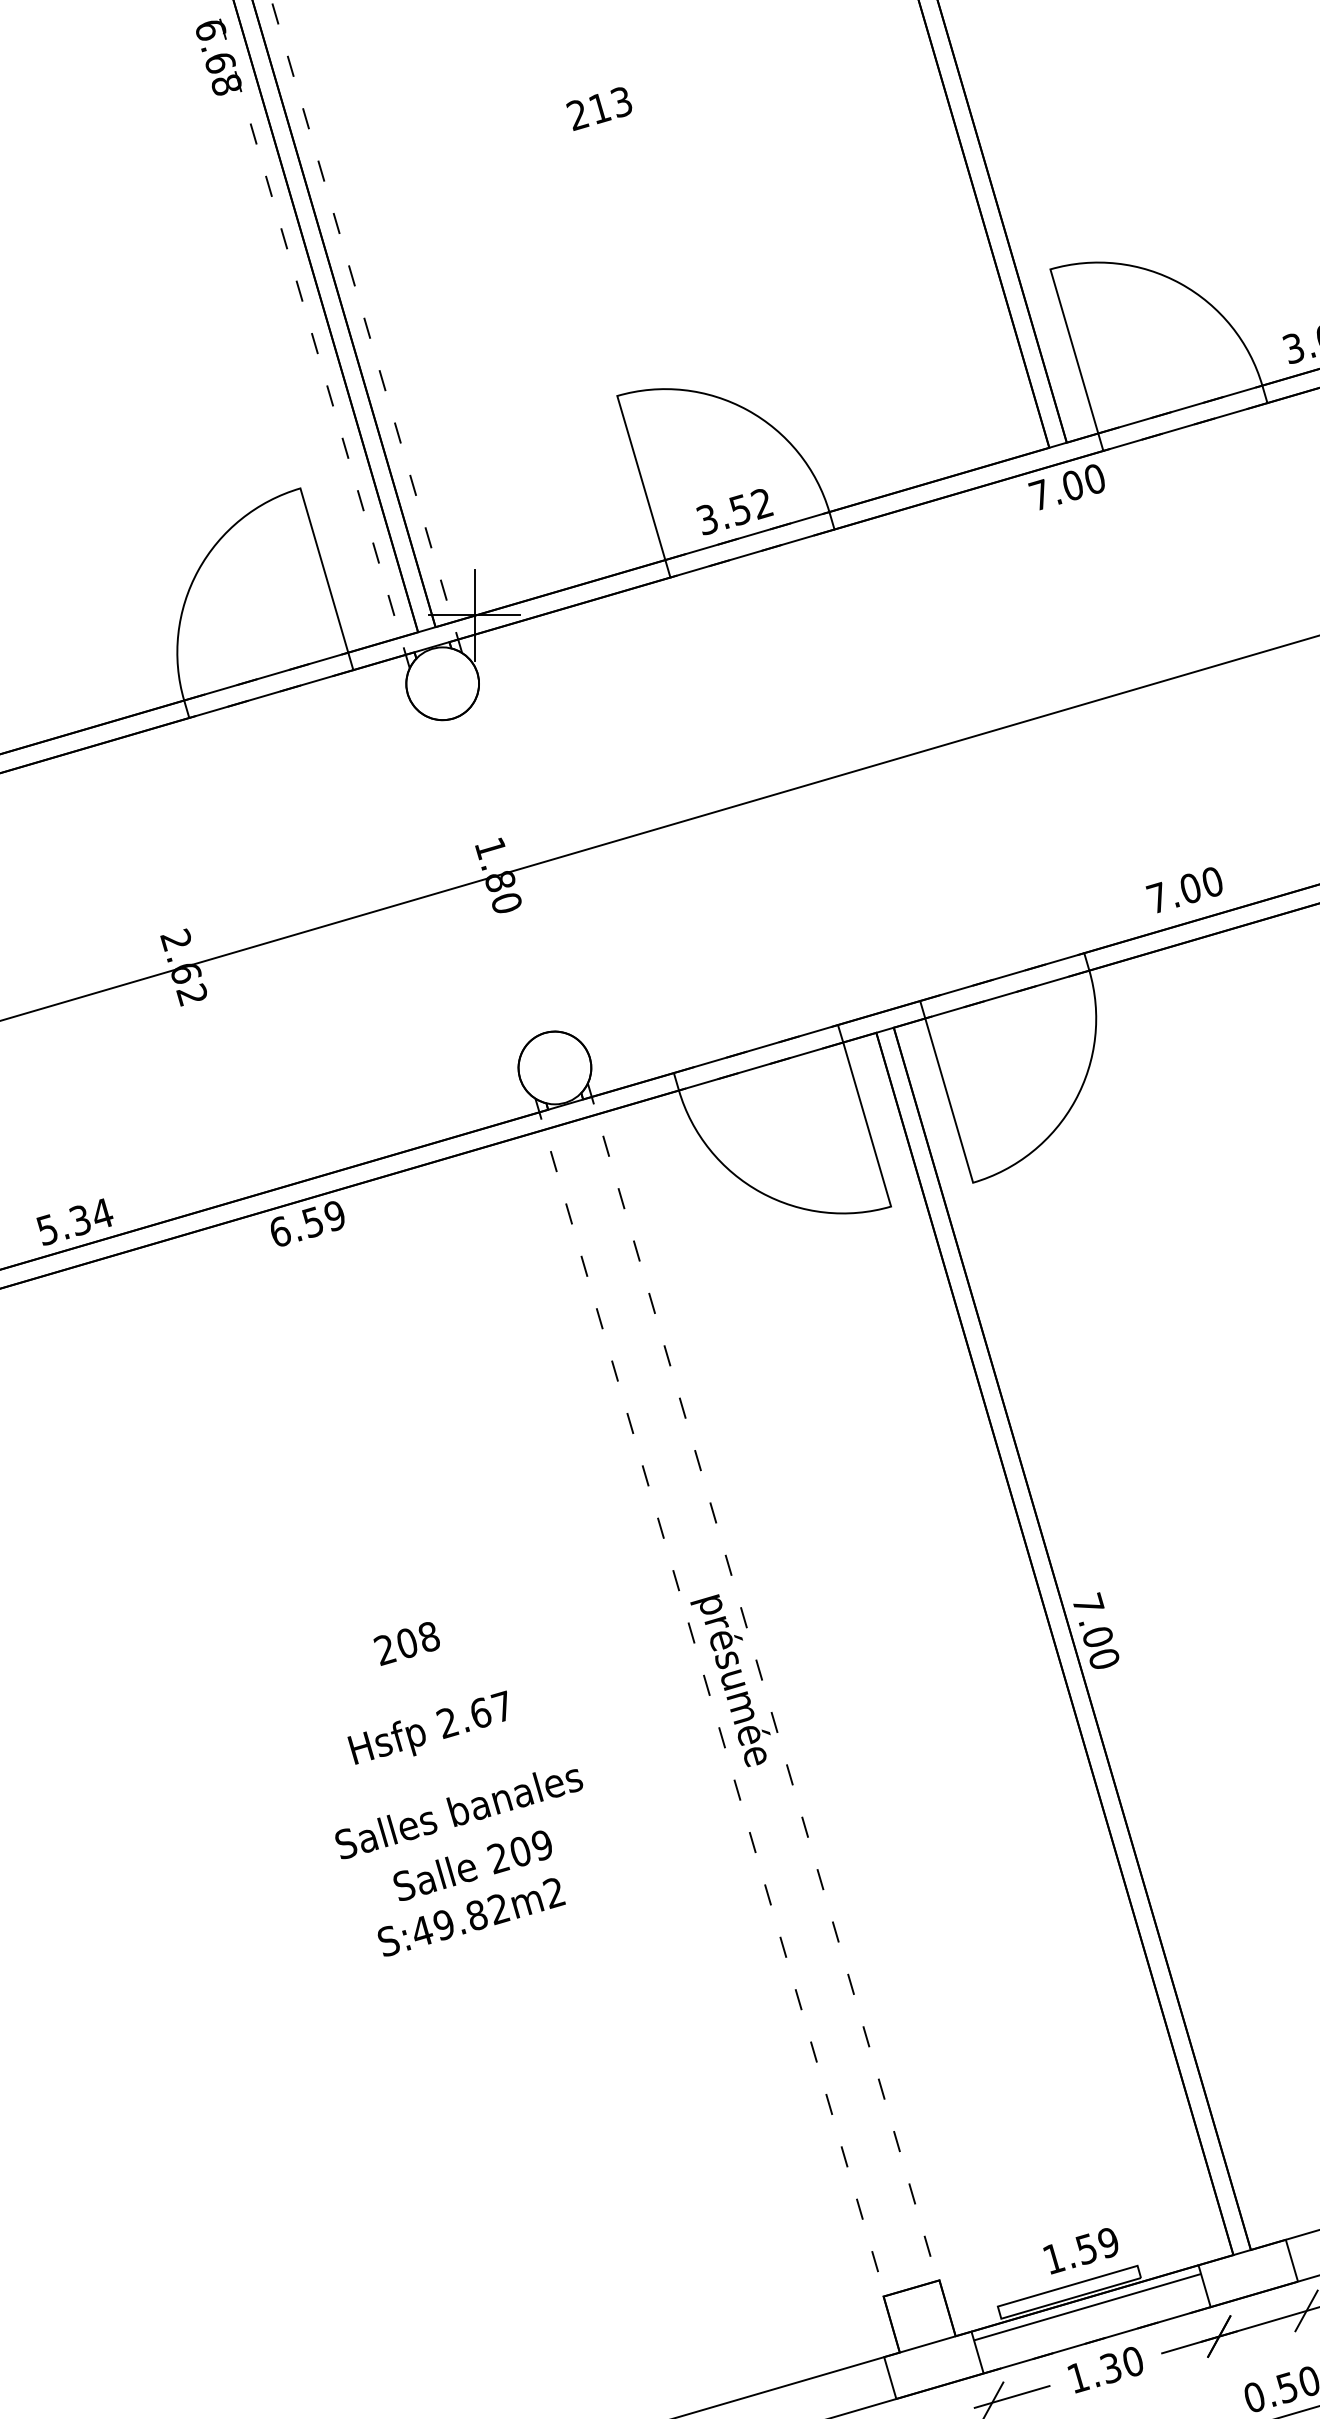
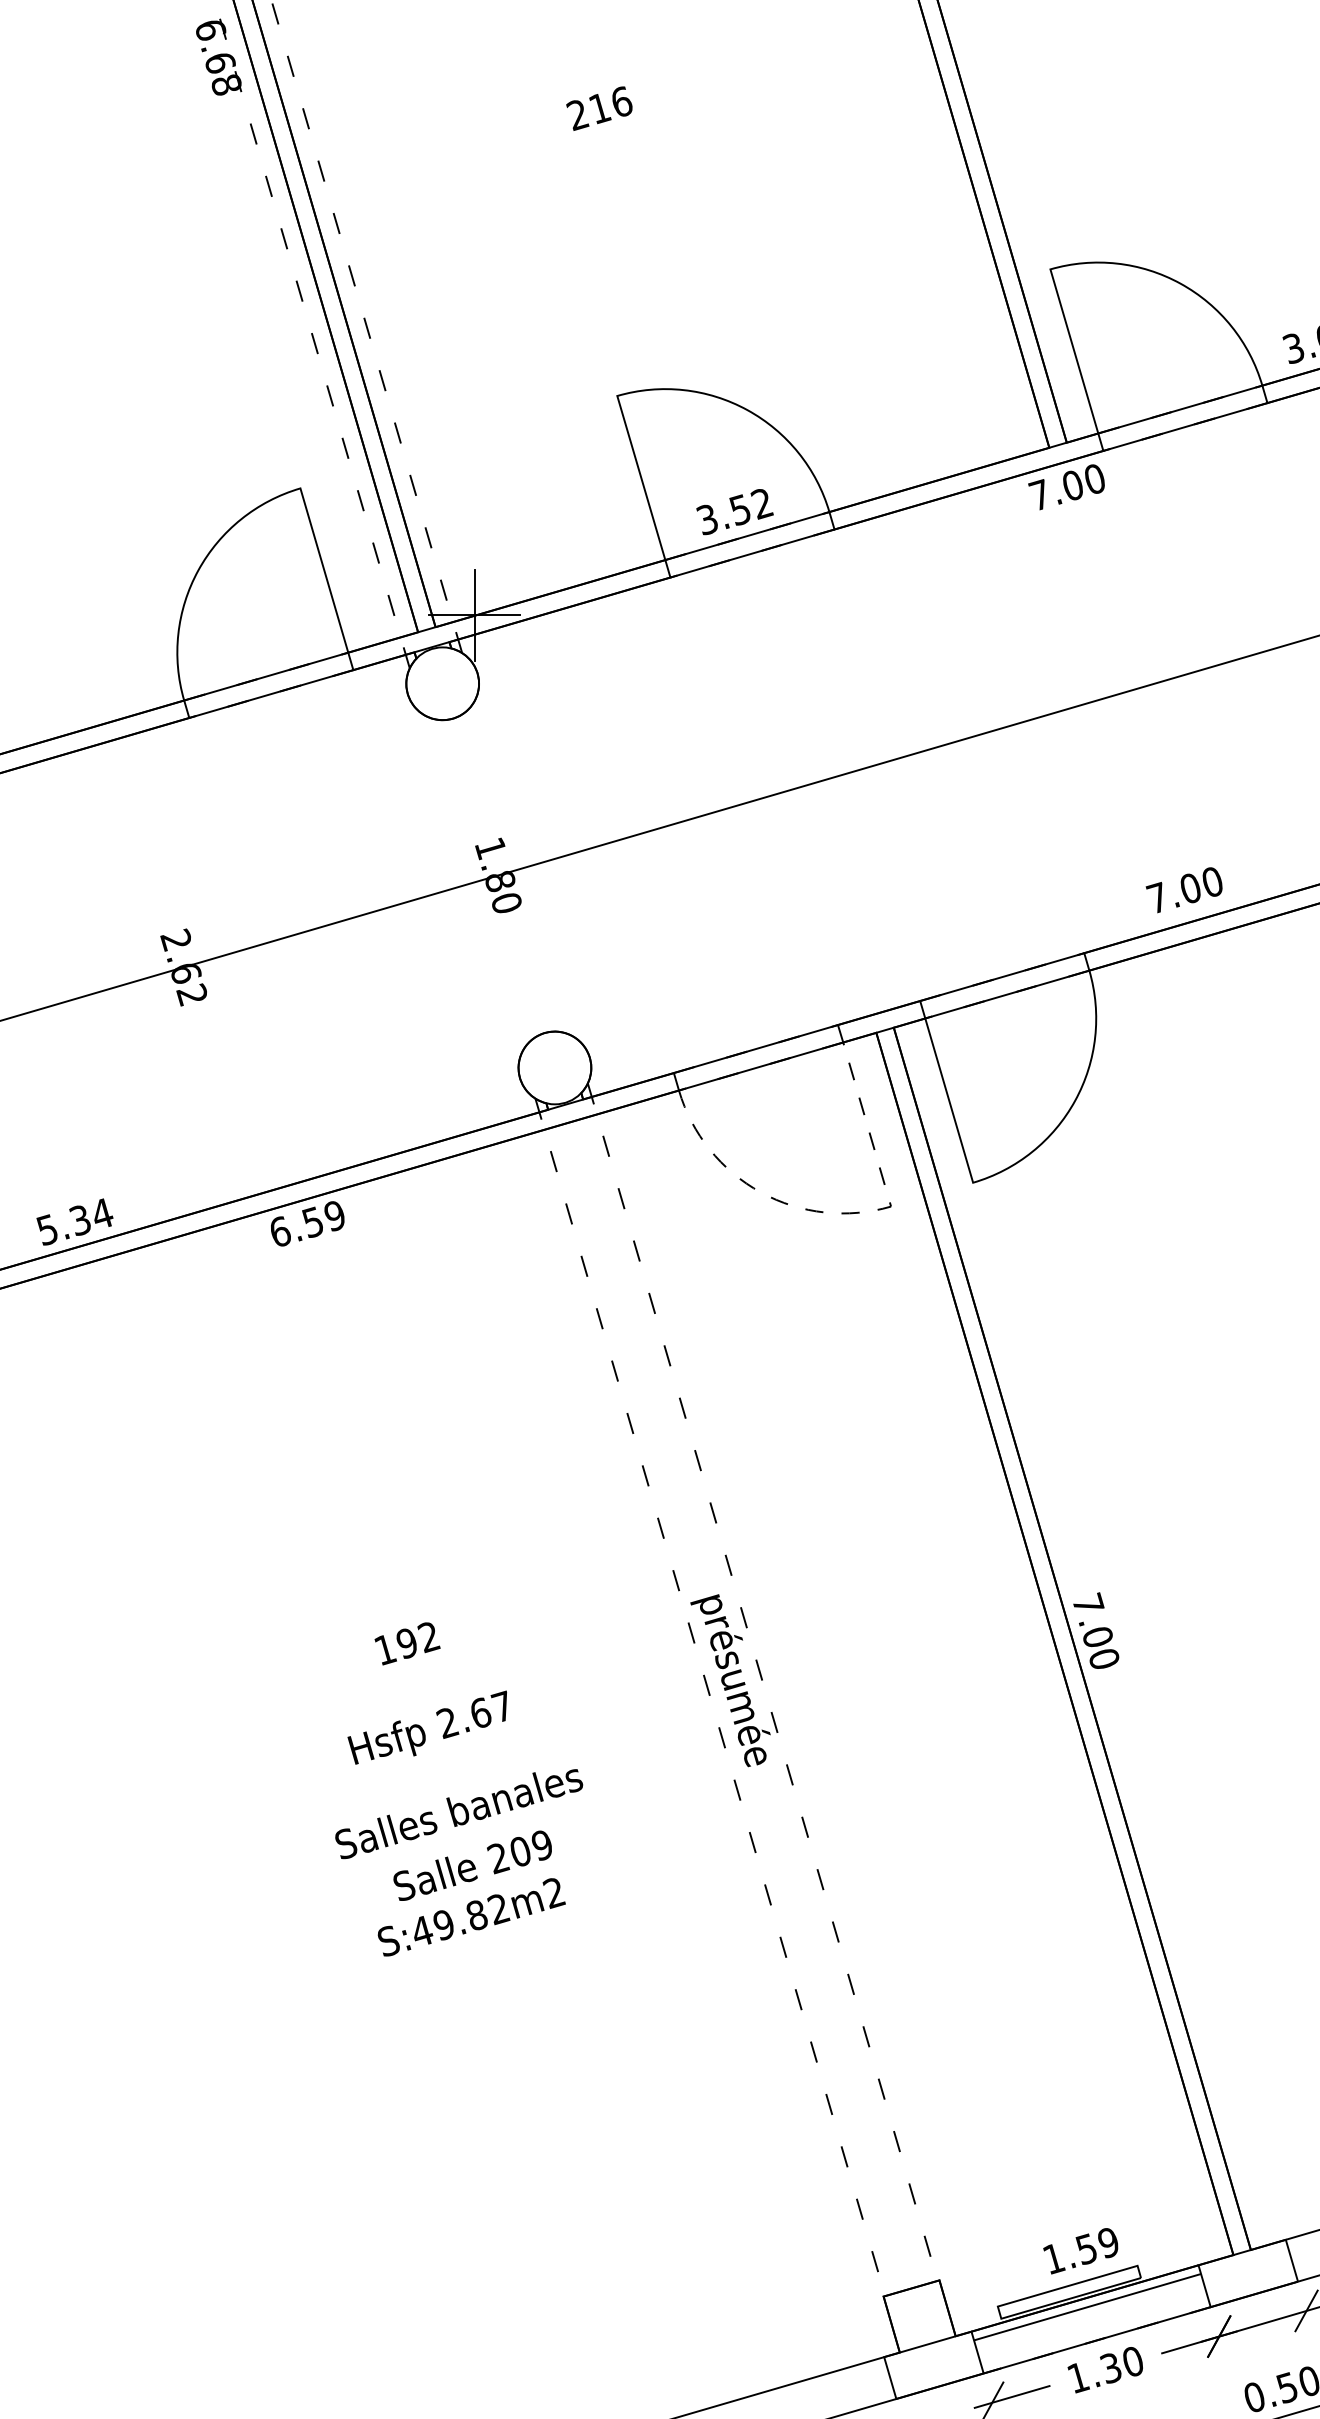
text: 213 -> 216 (621, 101)
line: solid -> dashed (830, 1212)
text: 208 -> 192 (406, 1643)
